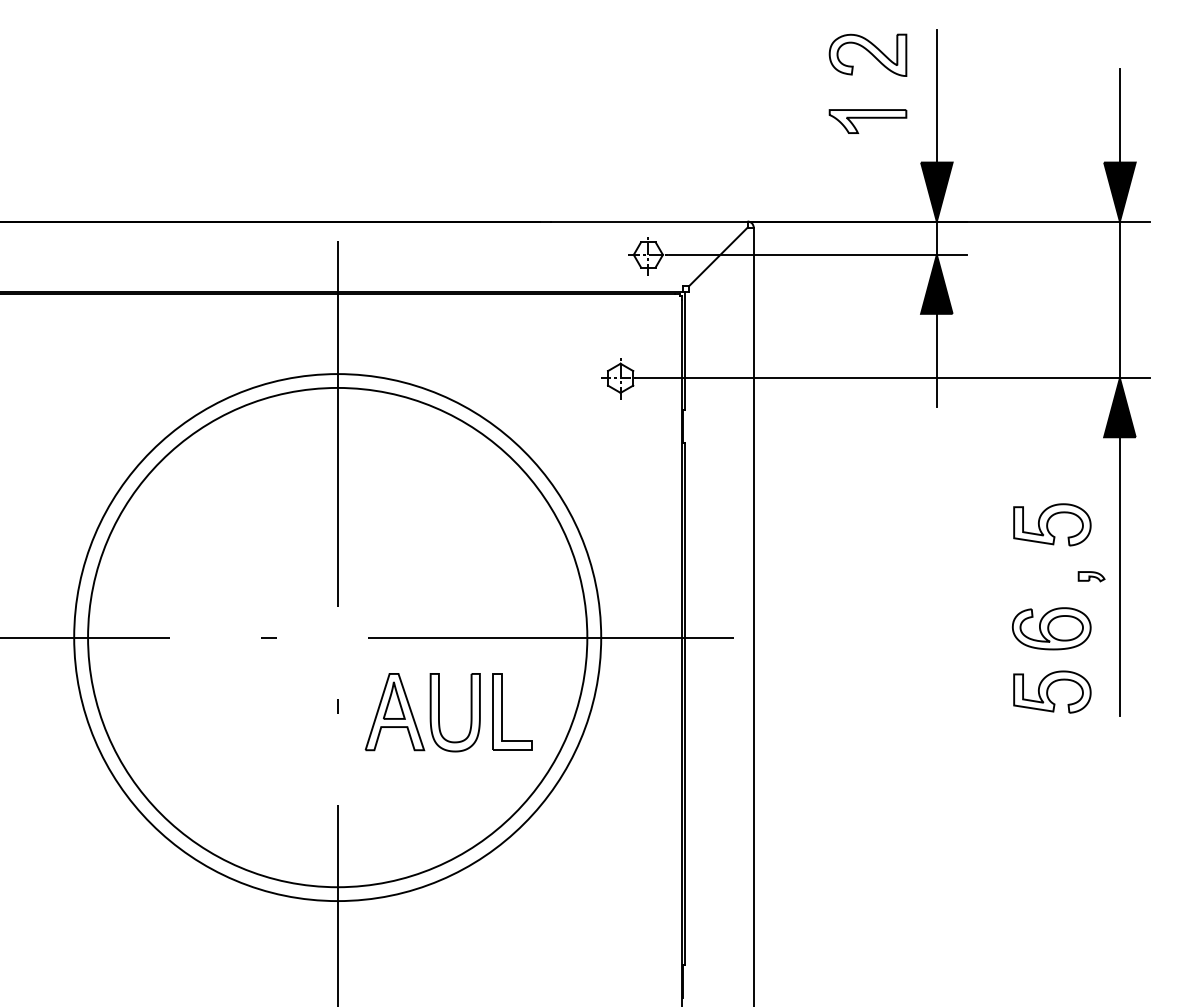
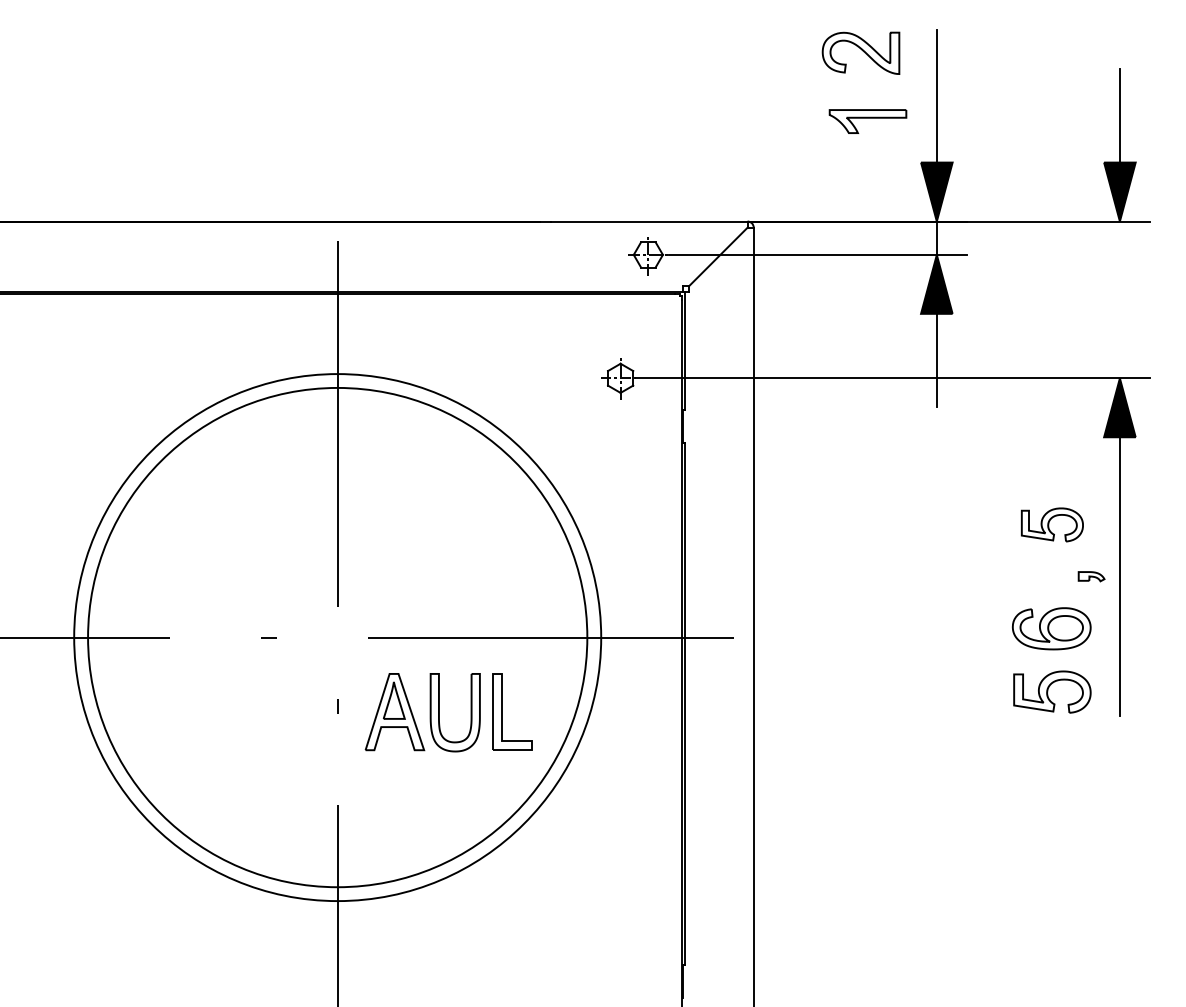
part position: (867, 54) -> (860, 52) (860, 52)
line: present -> none (1119, 299)
part size: 79x44 px -> 64x36 px (1051, 524)
